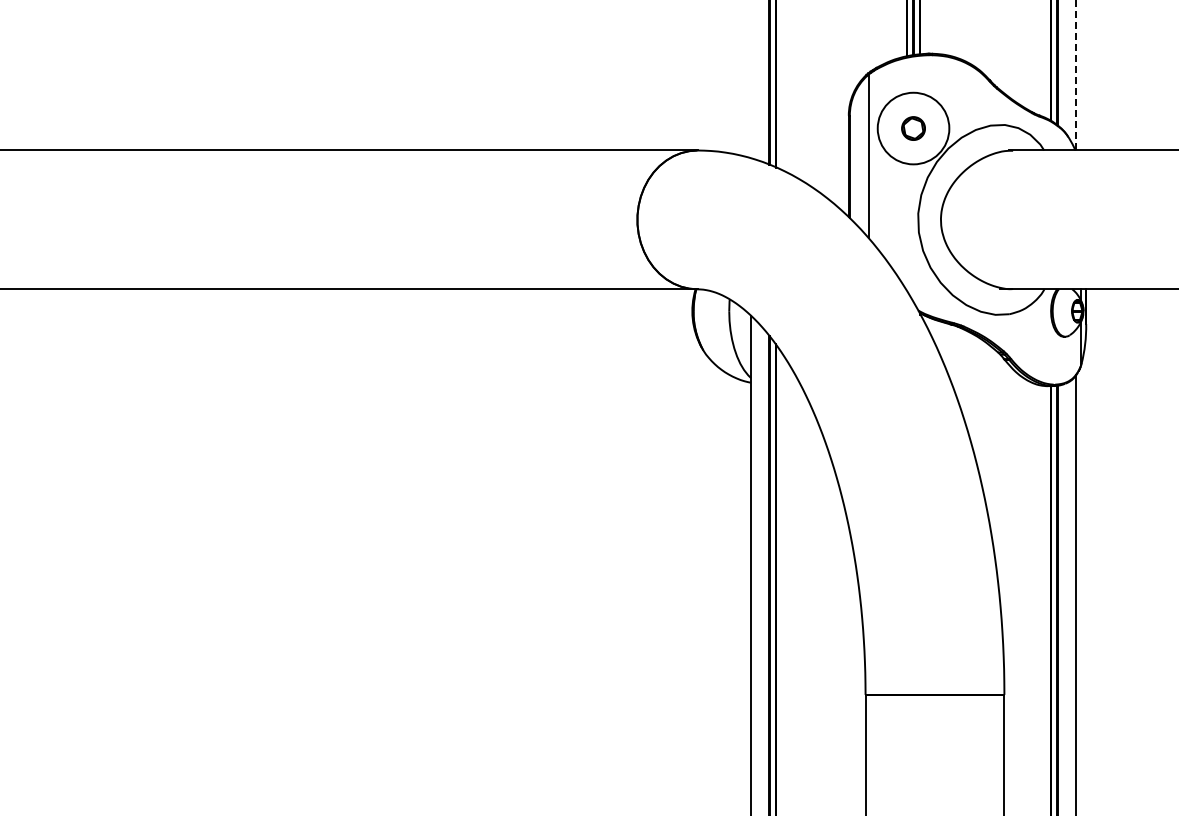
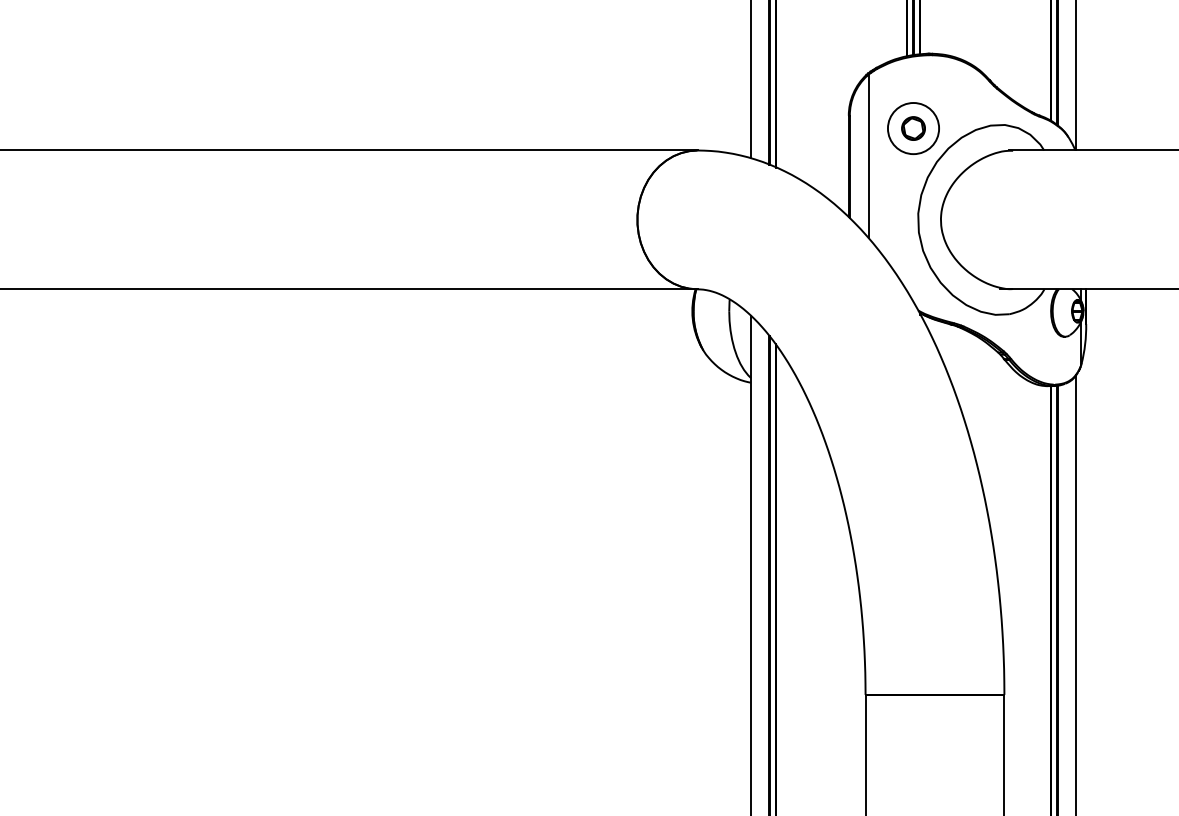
line: dashed -> solid (1076, 75)
line: none -> present (750, 80)
circle diameter: 72 px -> 51 px (913, 128)
